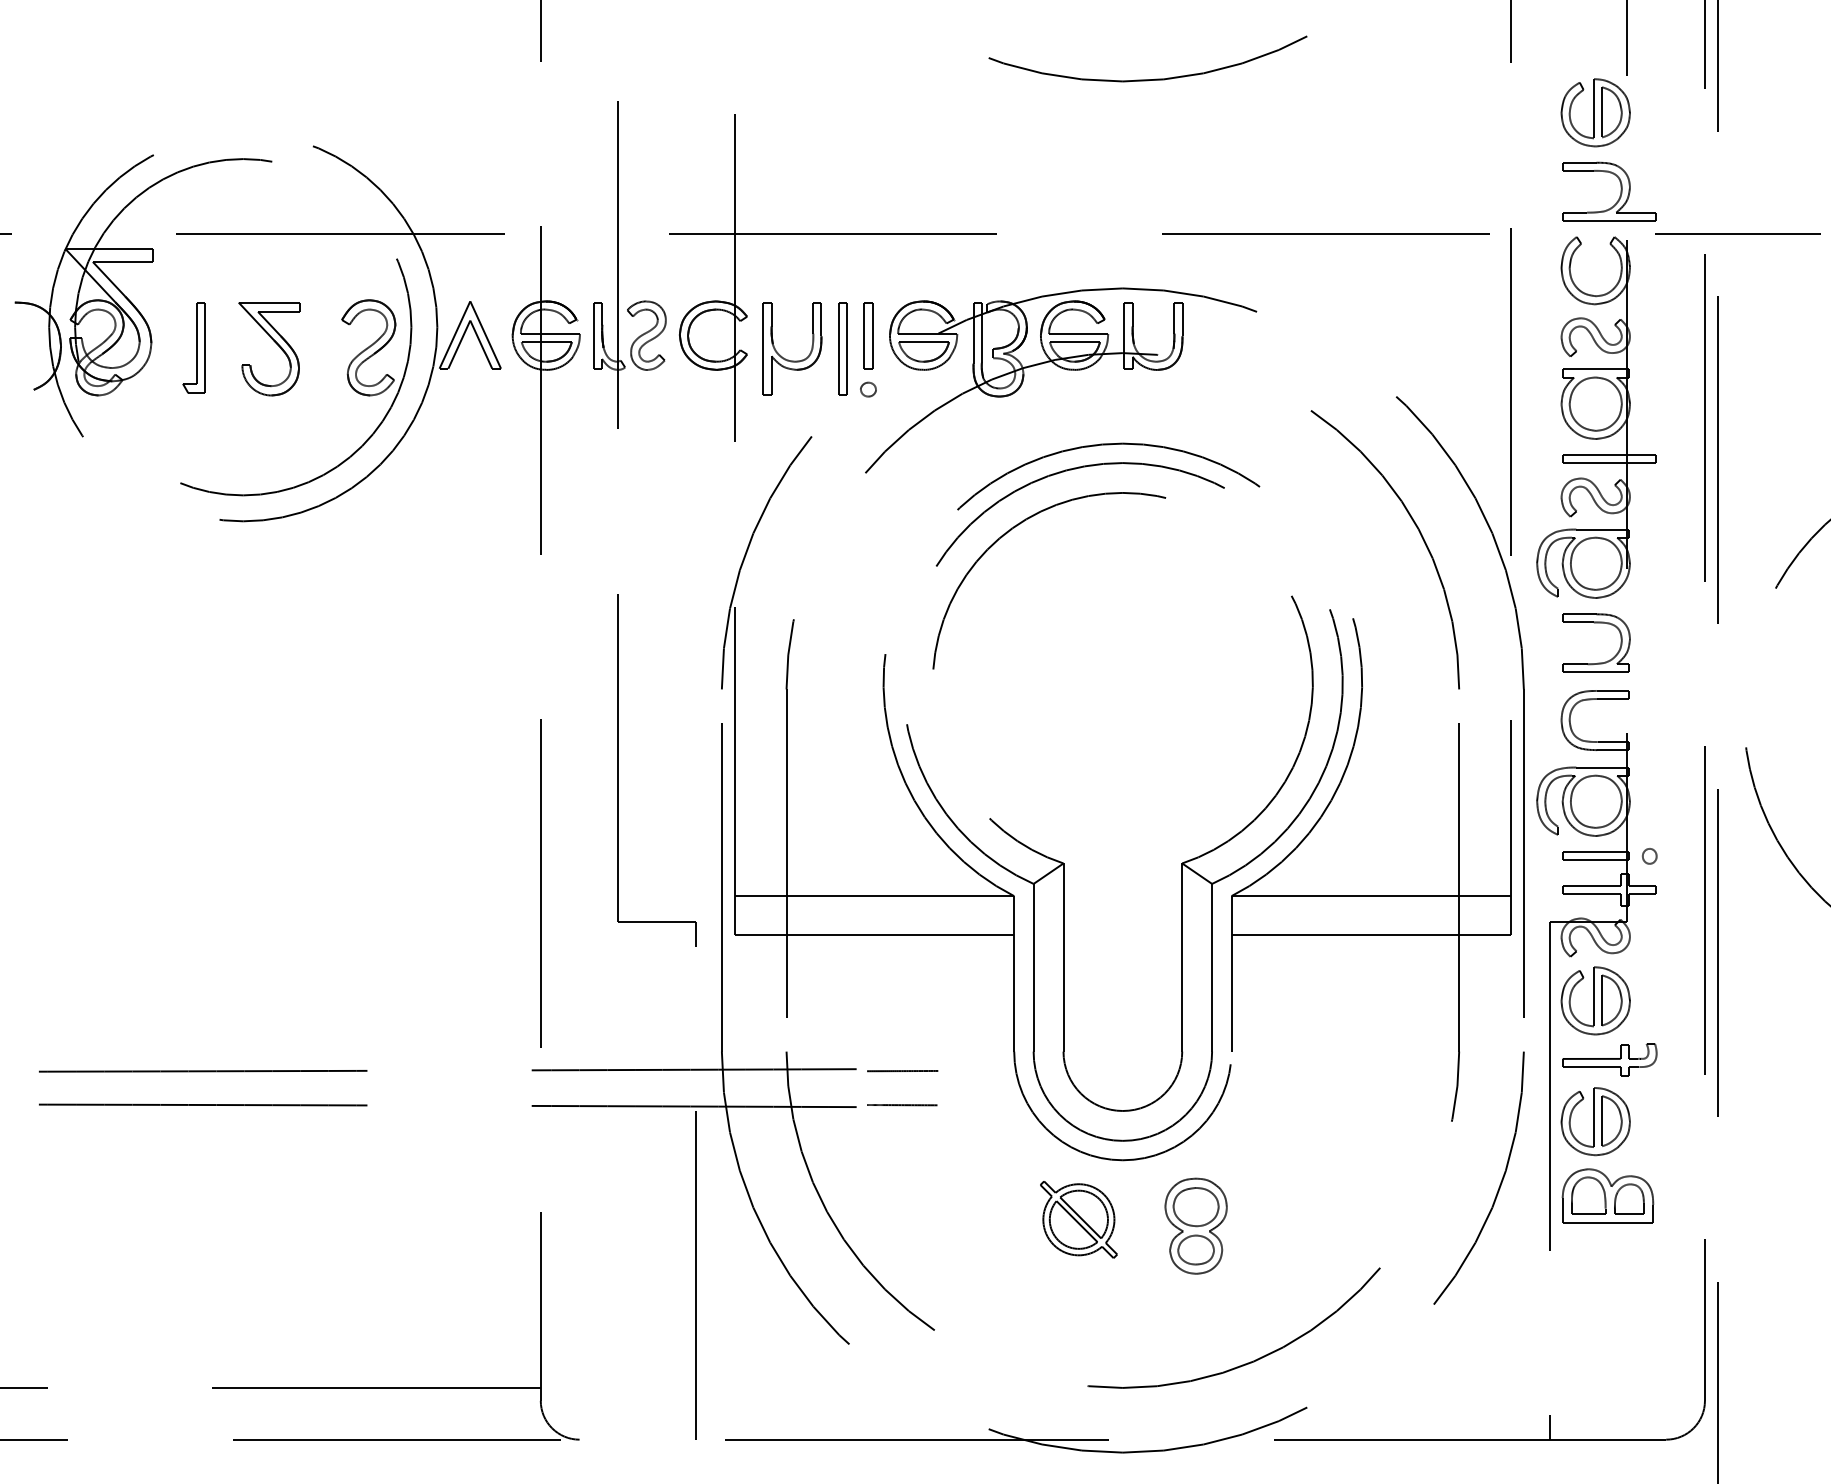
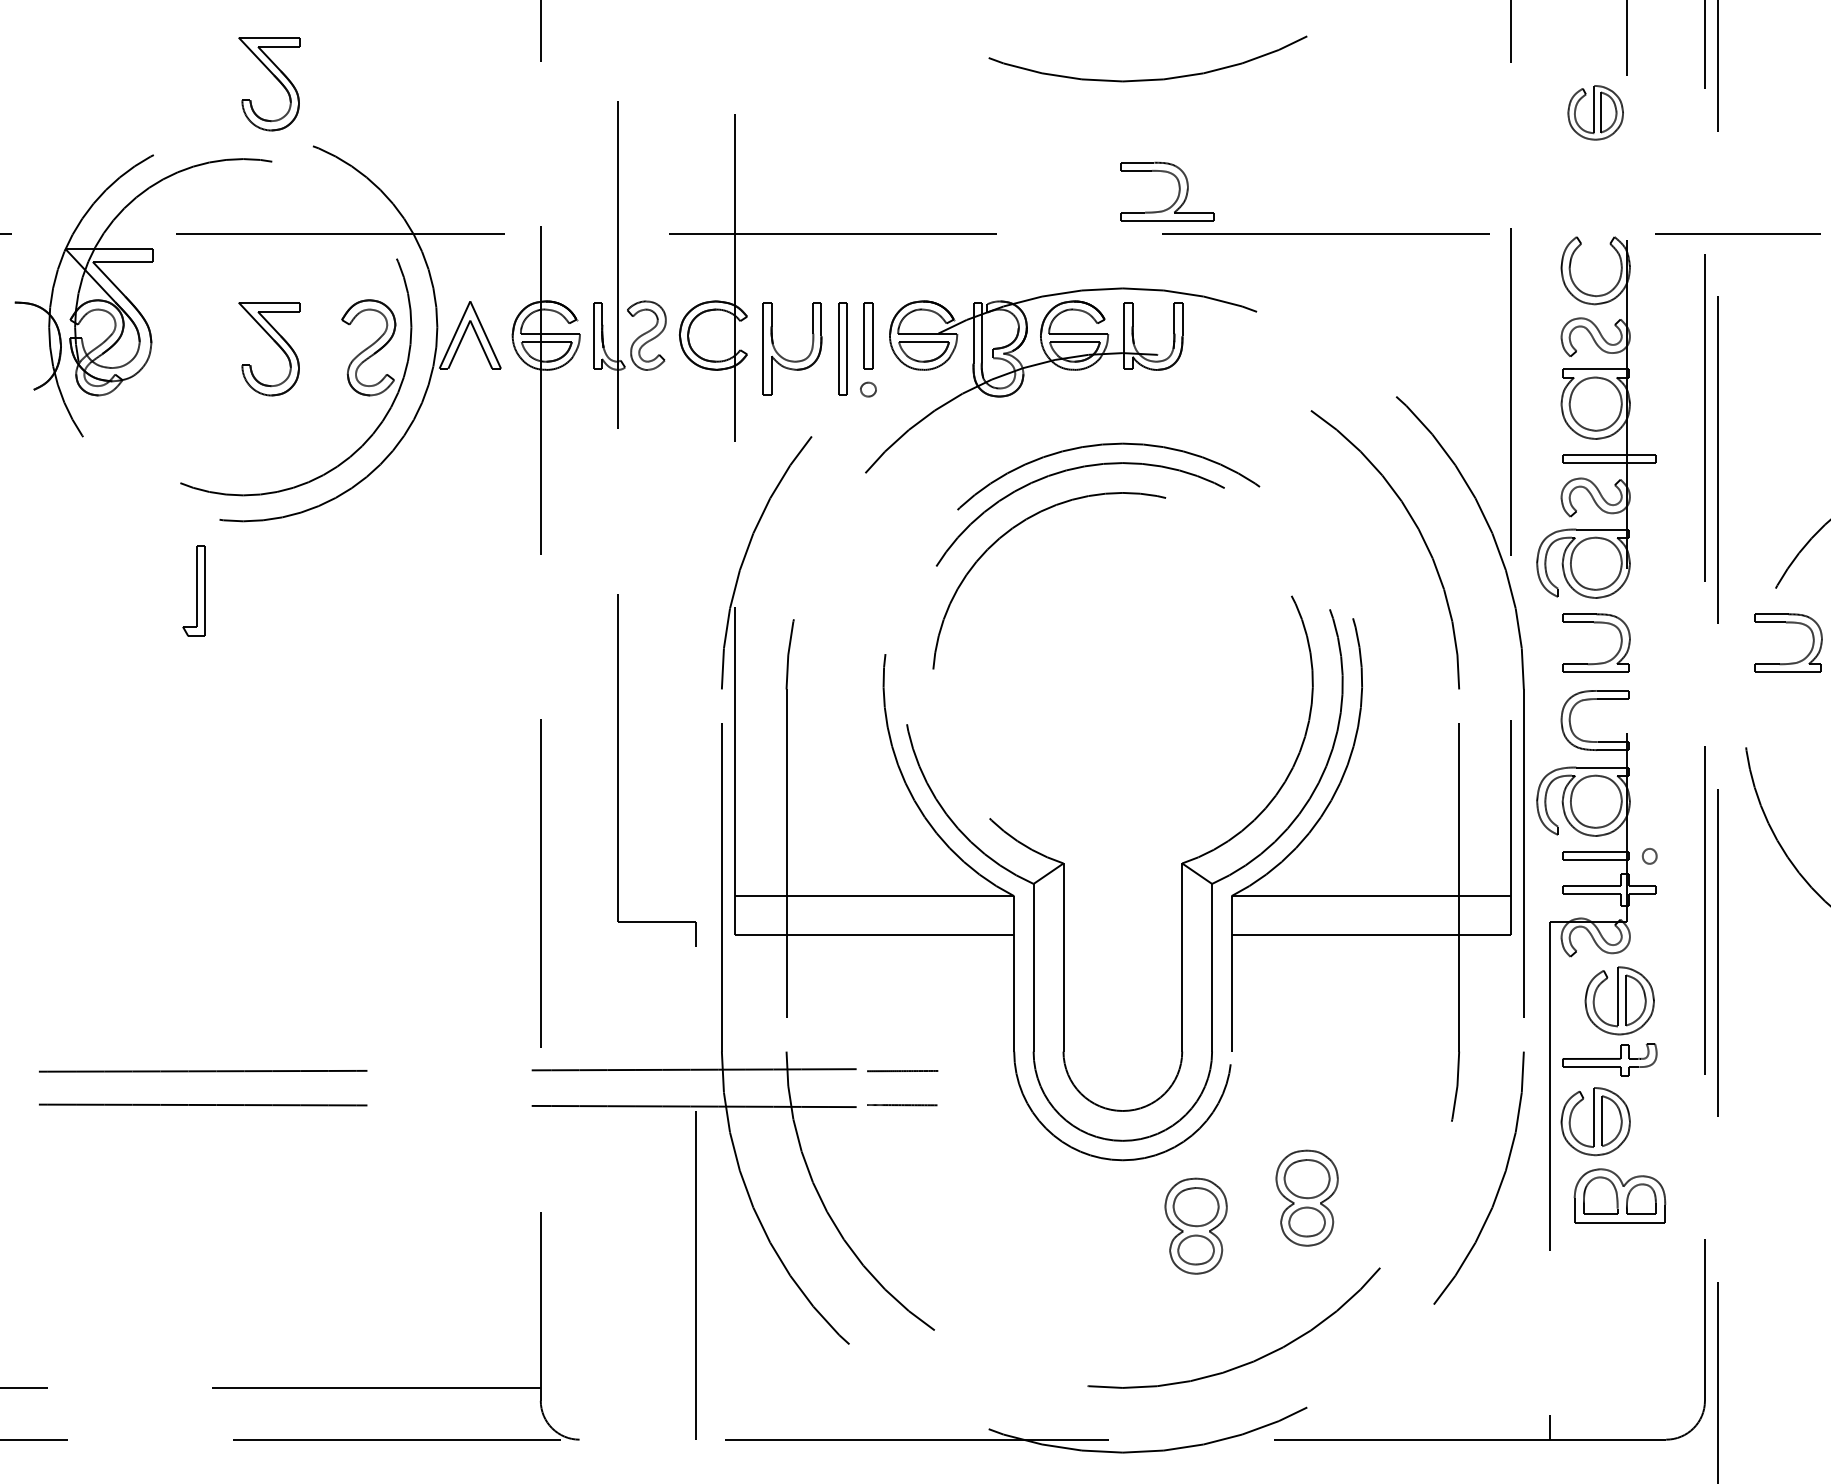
part: none -> present (275, 78)
part size: 71x70 px -> 57x56 px (1595, 112)
part position: (1619, 195) -> (1177, 195) (1177, 195)
part position: (193, 347) -> (193, 590) (193, 590)
part: none -> present (1788, 623)
part position: (1595, 1000) -> (1619, 1000) (1619, 1000)
part position: (1607, 1195) -> (1619, 1195) (1619, 1195)
part: none -> present (1306, 1197)
part: present -> none (1078, 1219)
